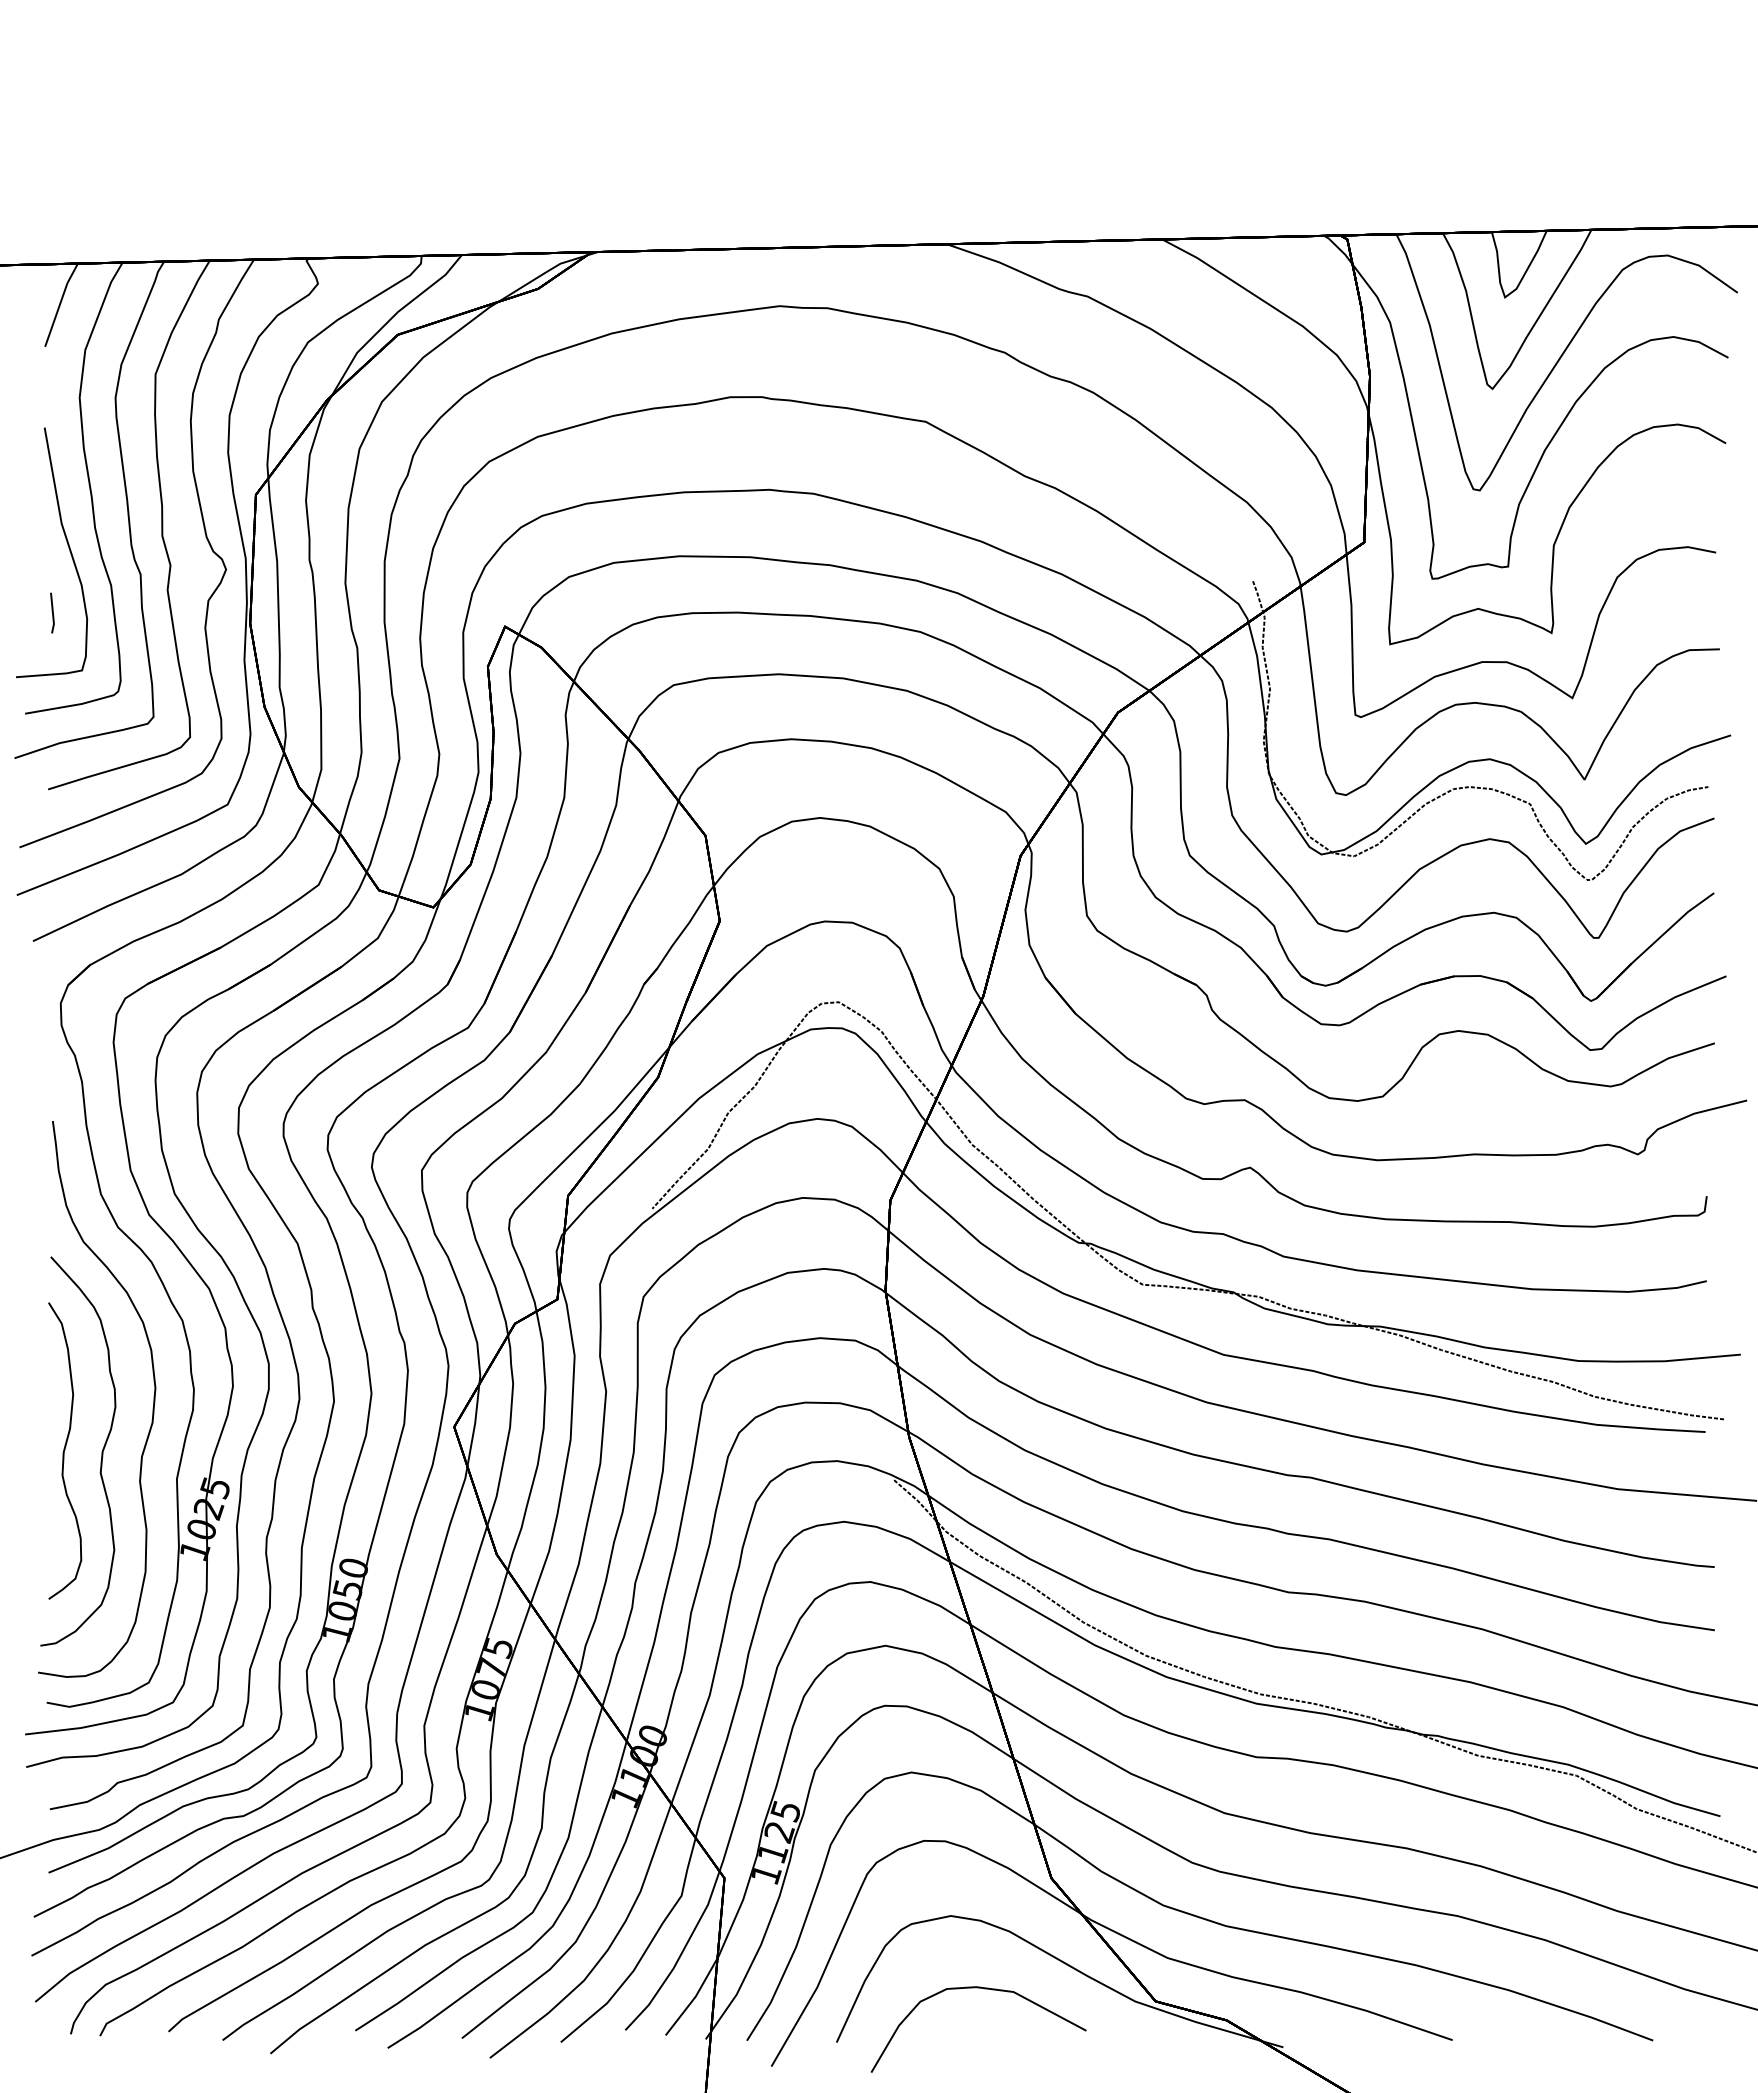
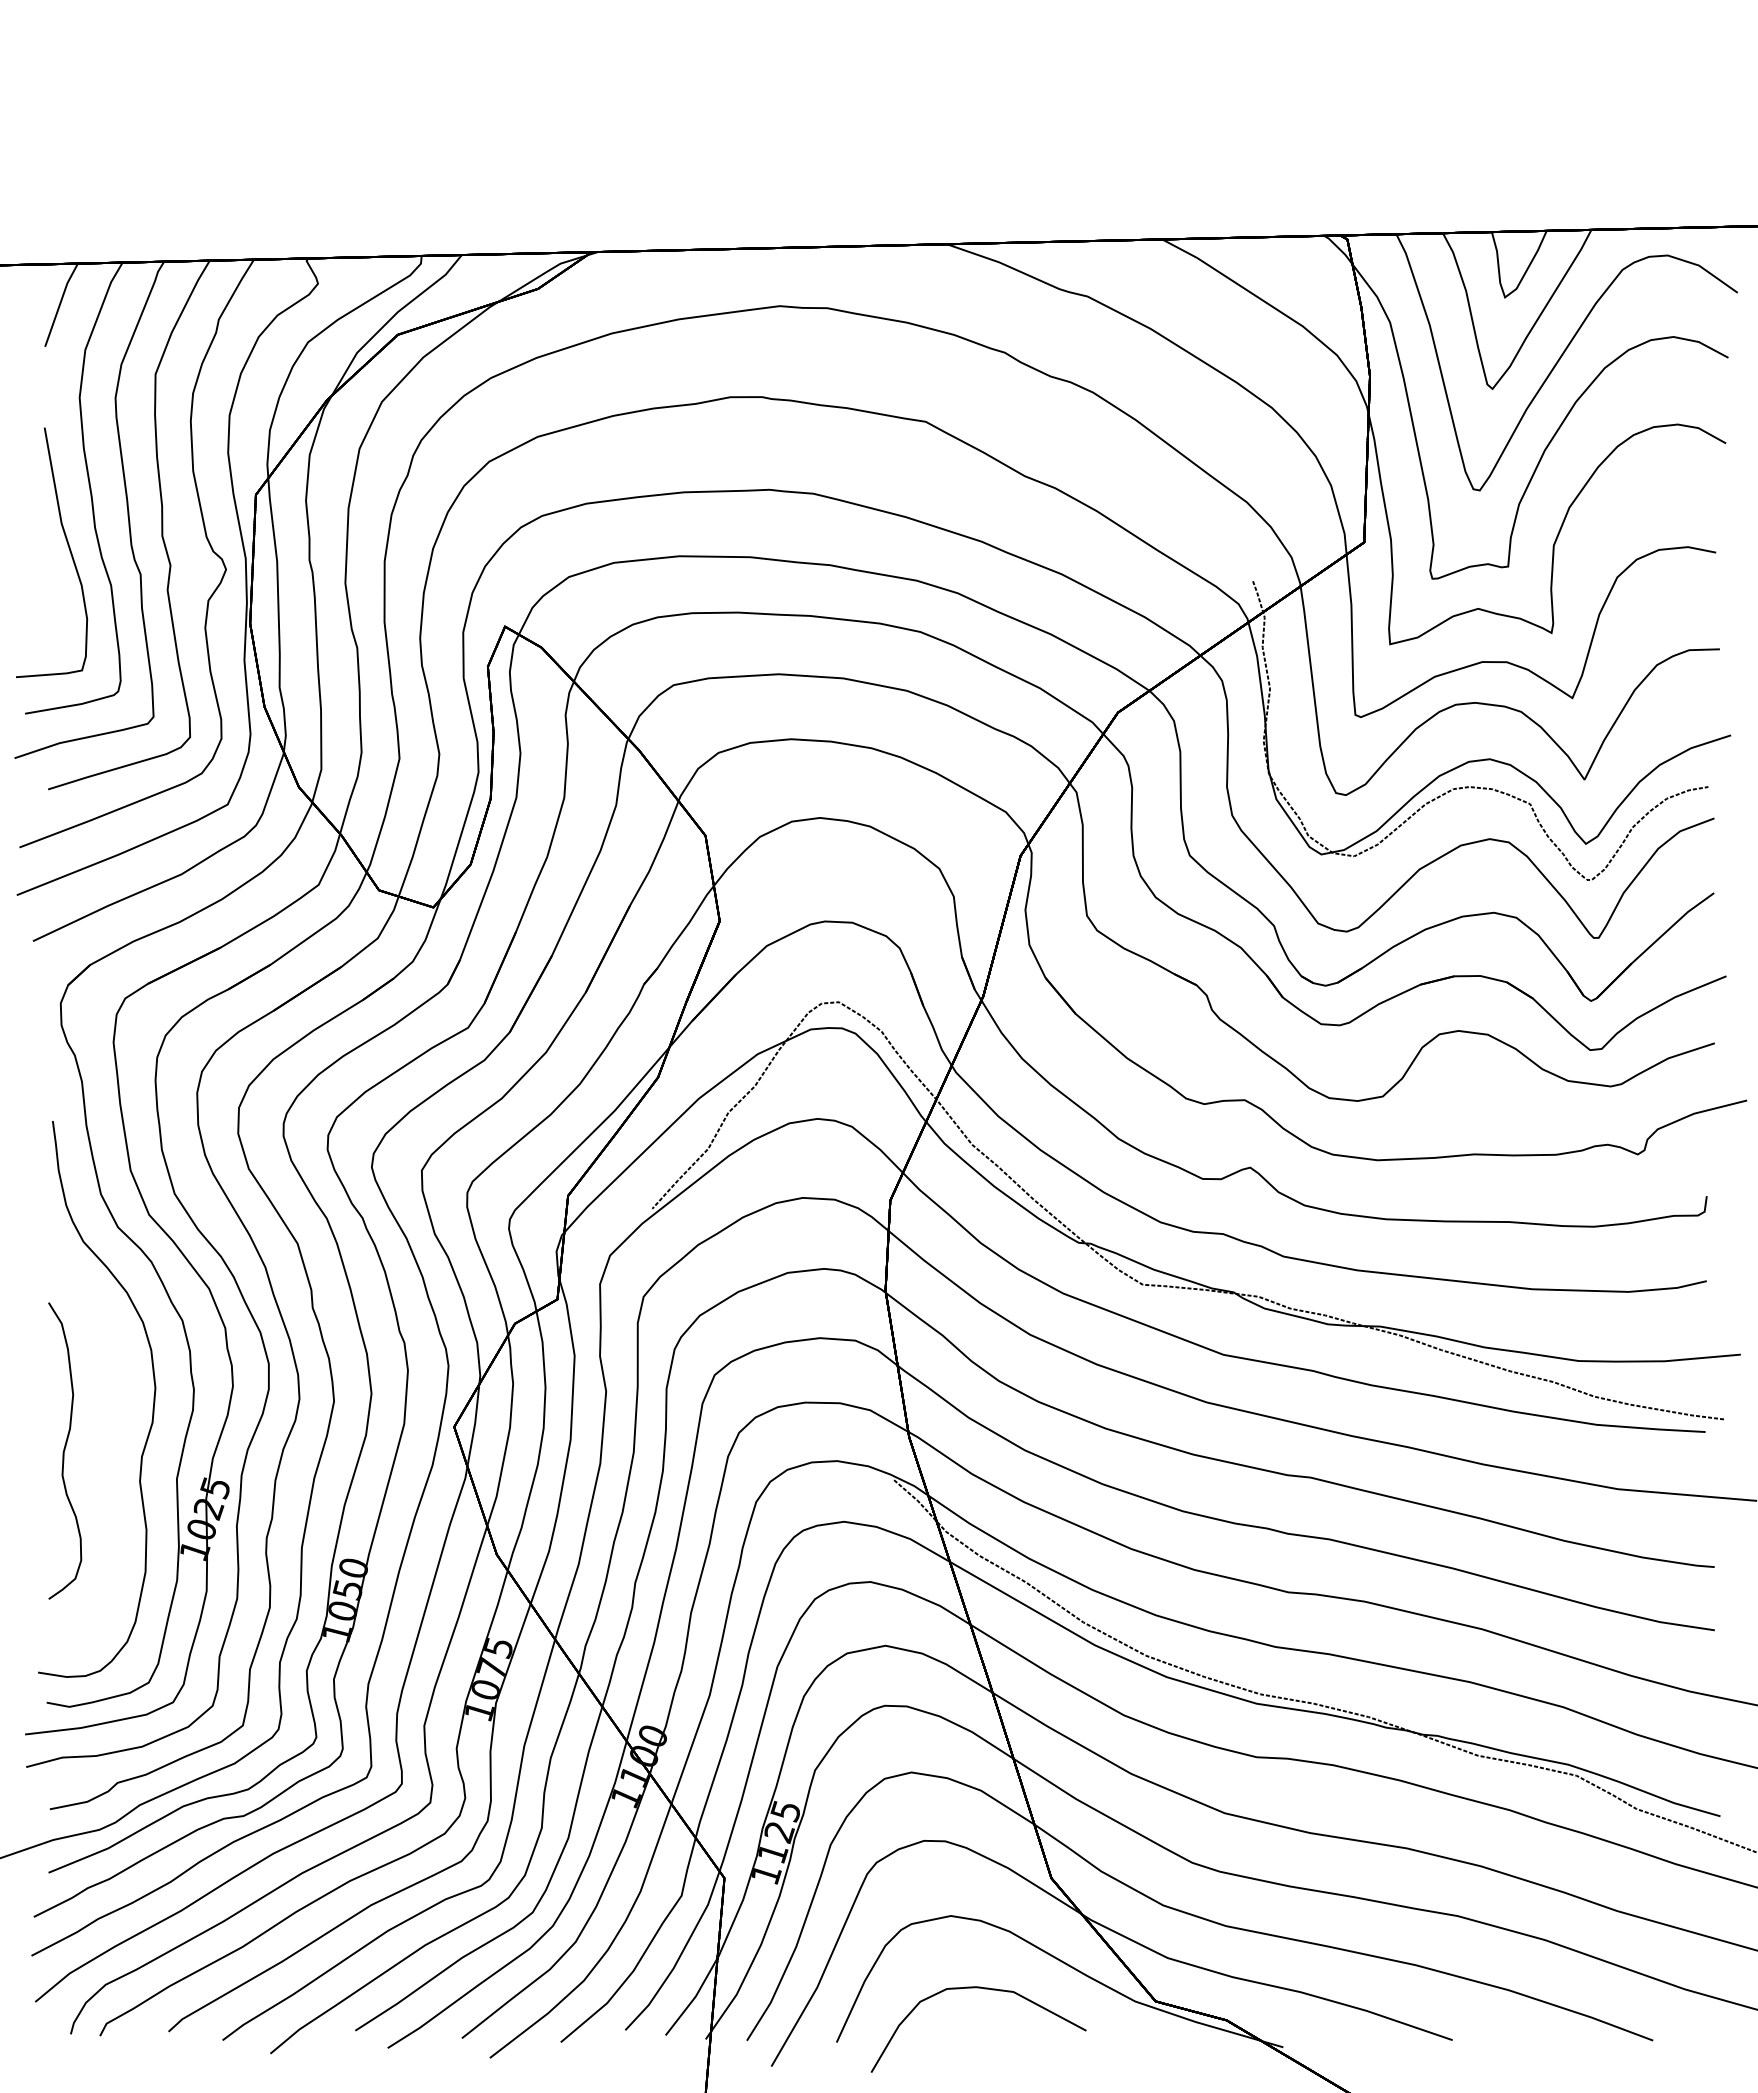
part: present -> none (52, 612)
part: present -> none (101, 1451)
